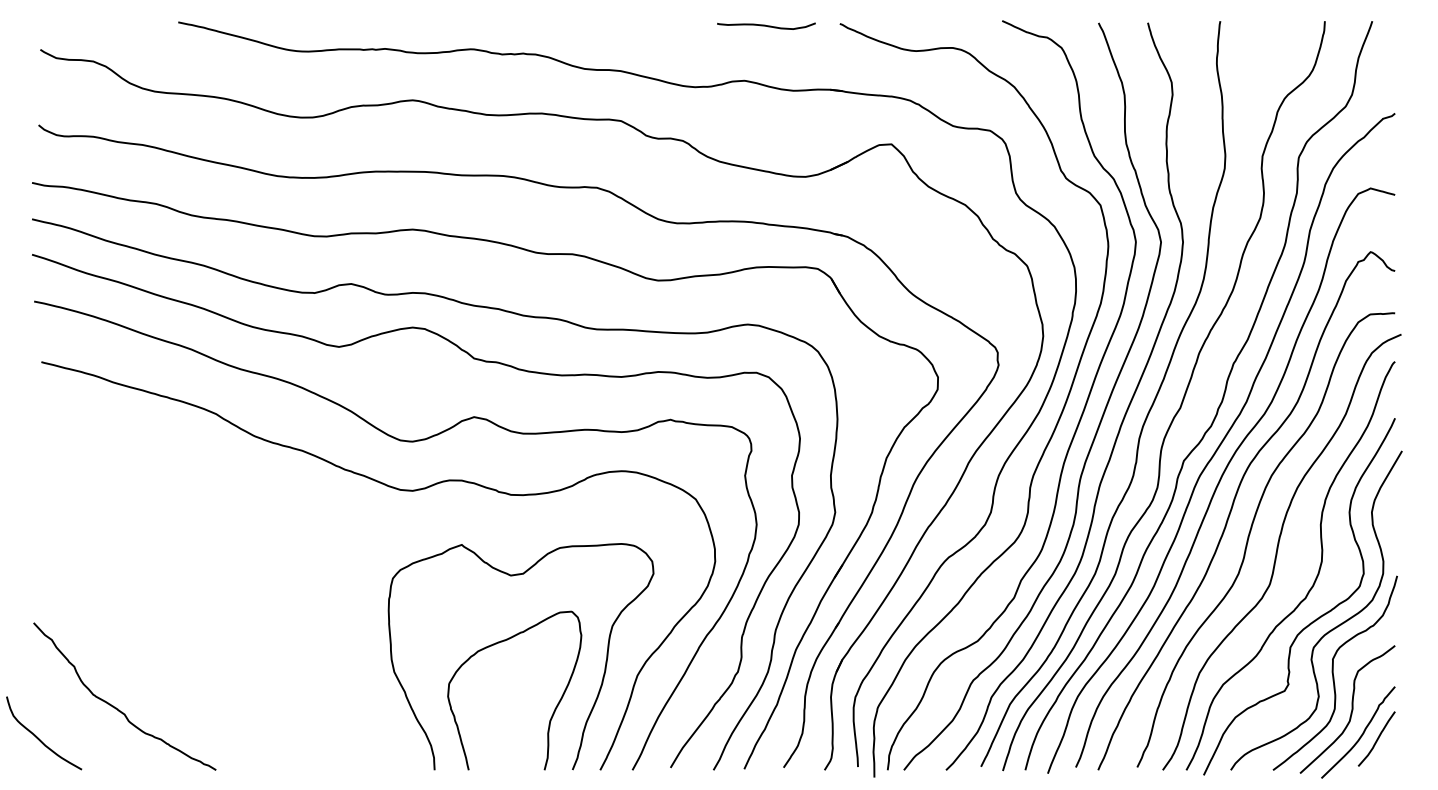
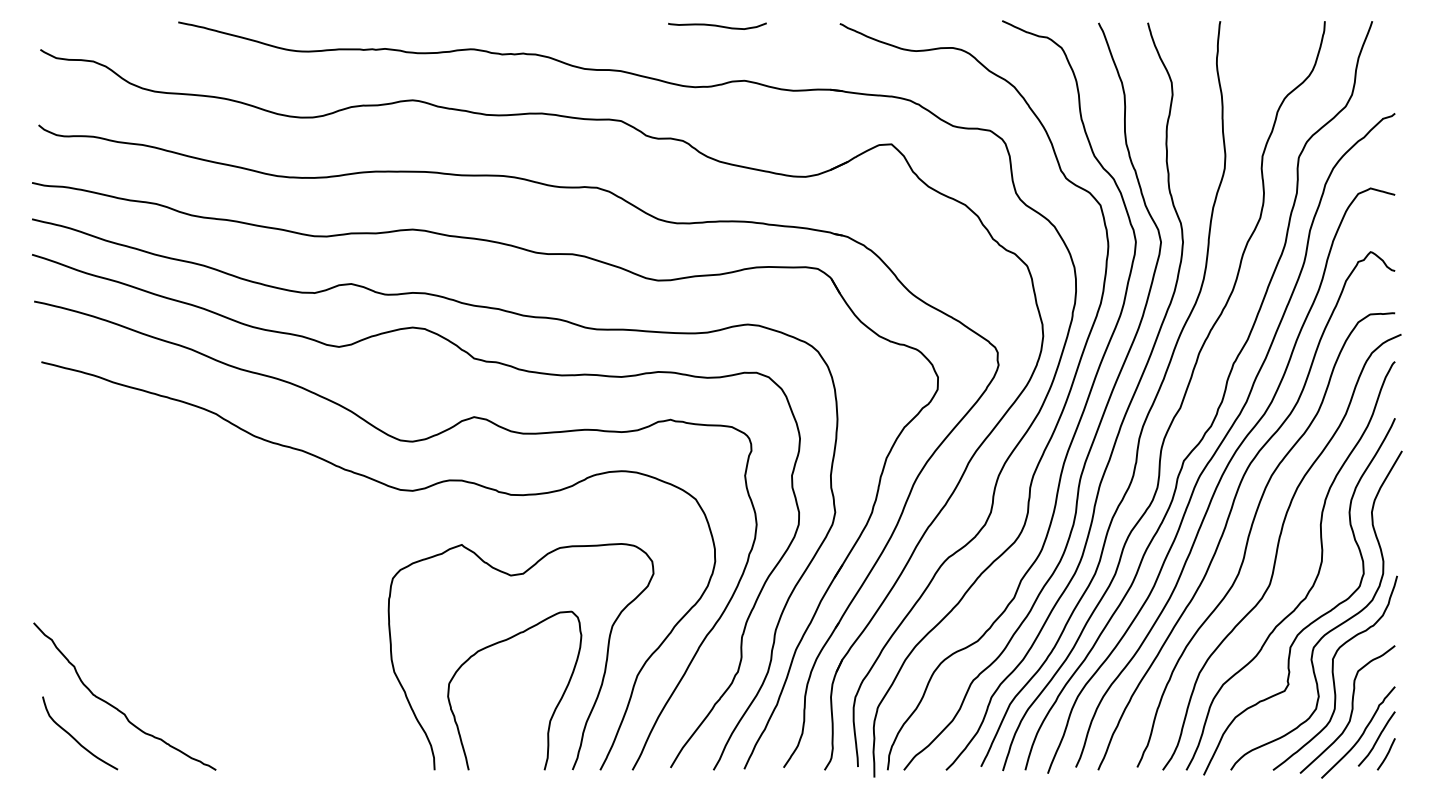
curve position: (766, 25) -> (717, 25) (717, 25)
curve position: (39, 738) -> (75, 738) (75, 738)
curve: none -> present (1386, 754)
